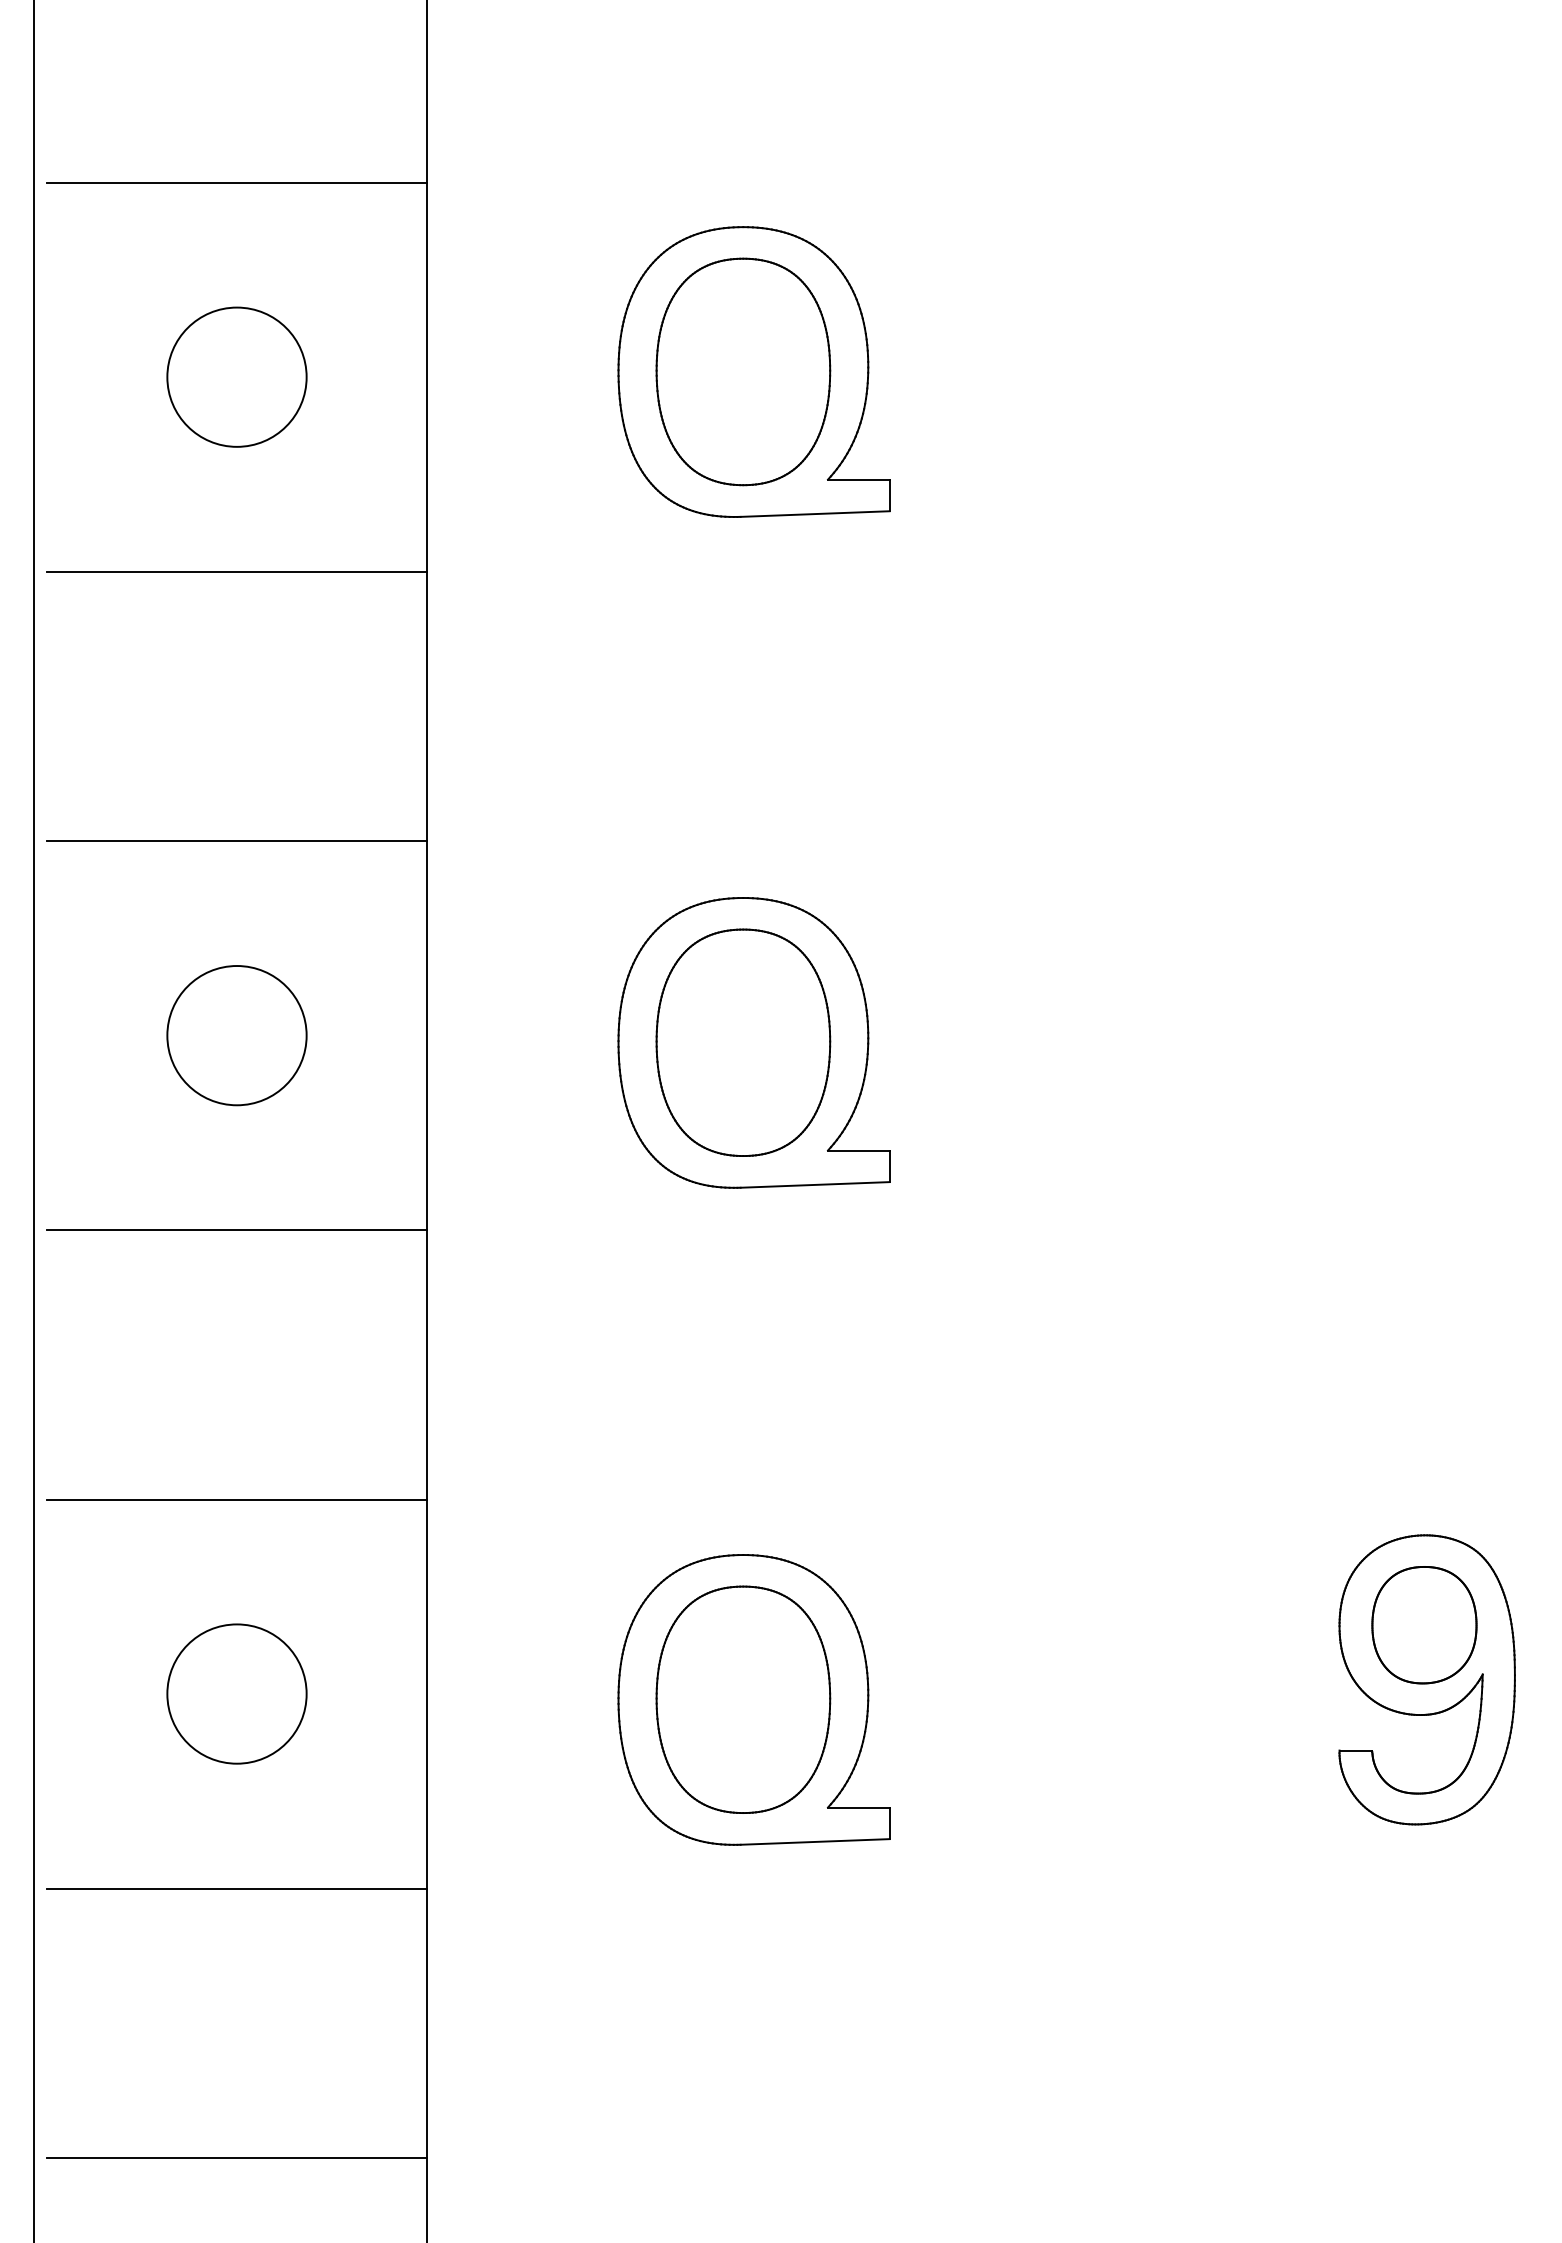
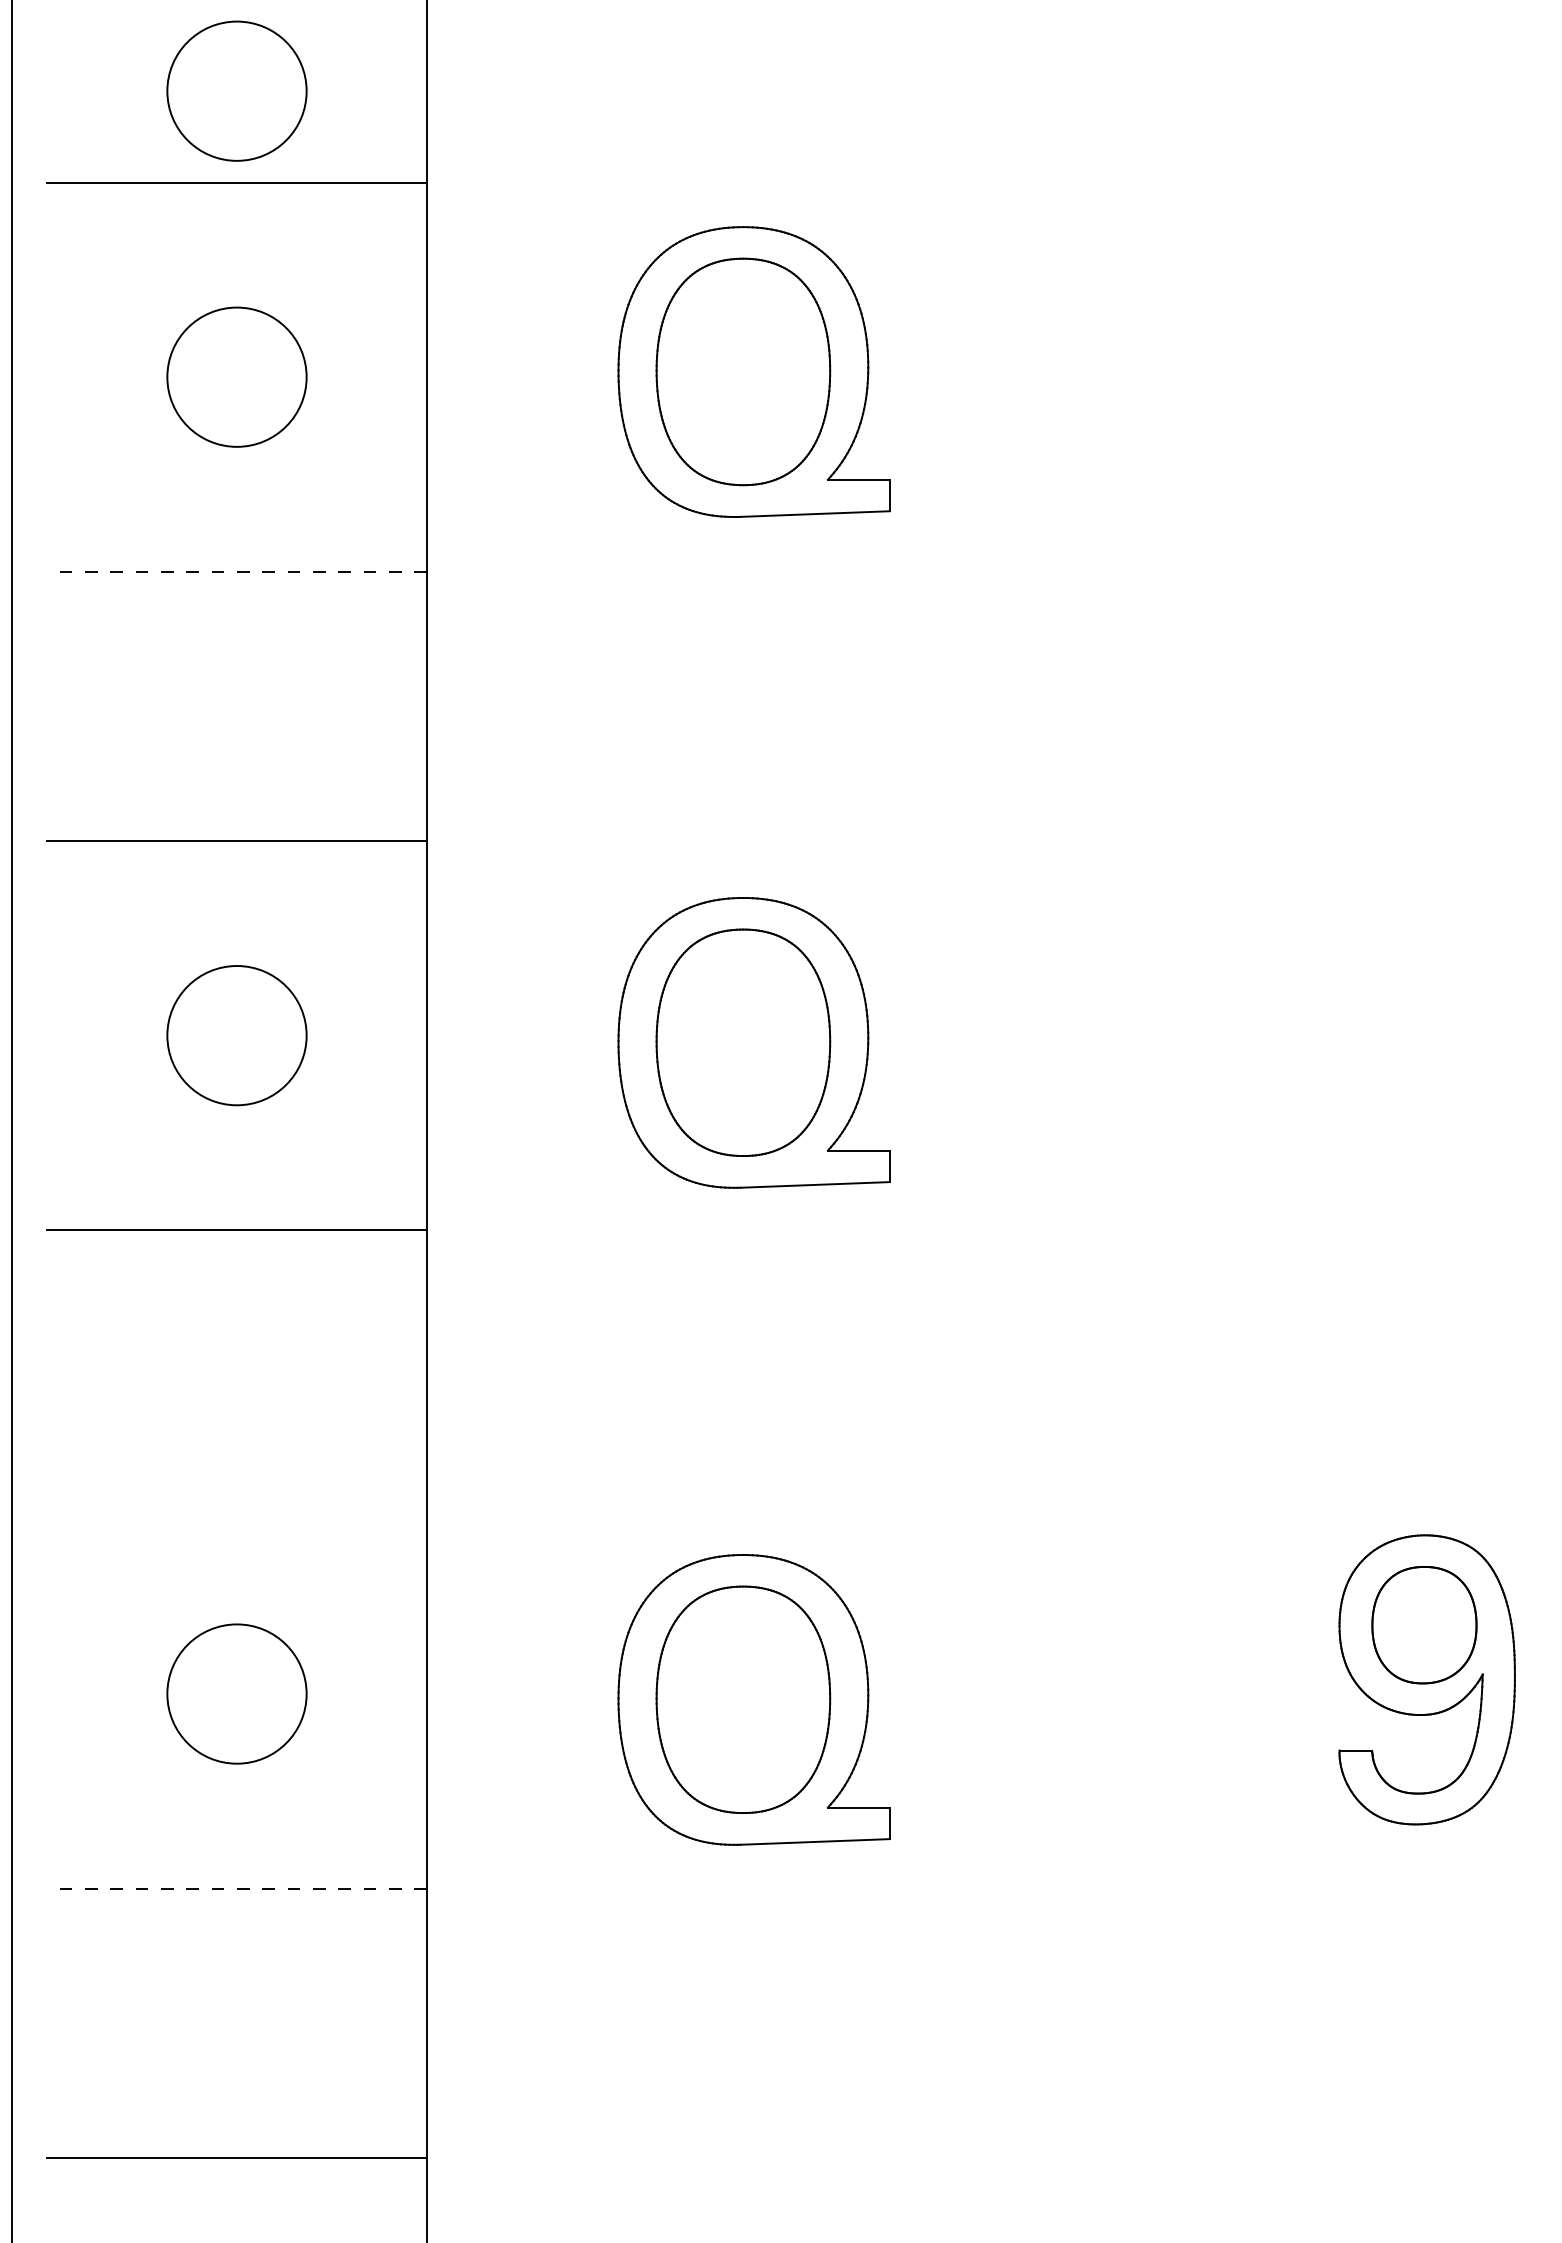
circle: none -> present (236, 90)
line: solid -> dashed (237, 571)
line position: (34, 1120) -> (12, 1120) (12, 1120)
line: present -> none (236, 1499)
line: solid -> dashed (237, 1888)
